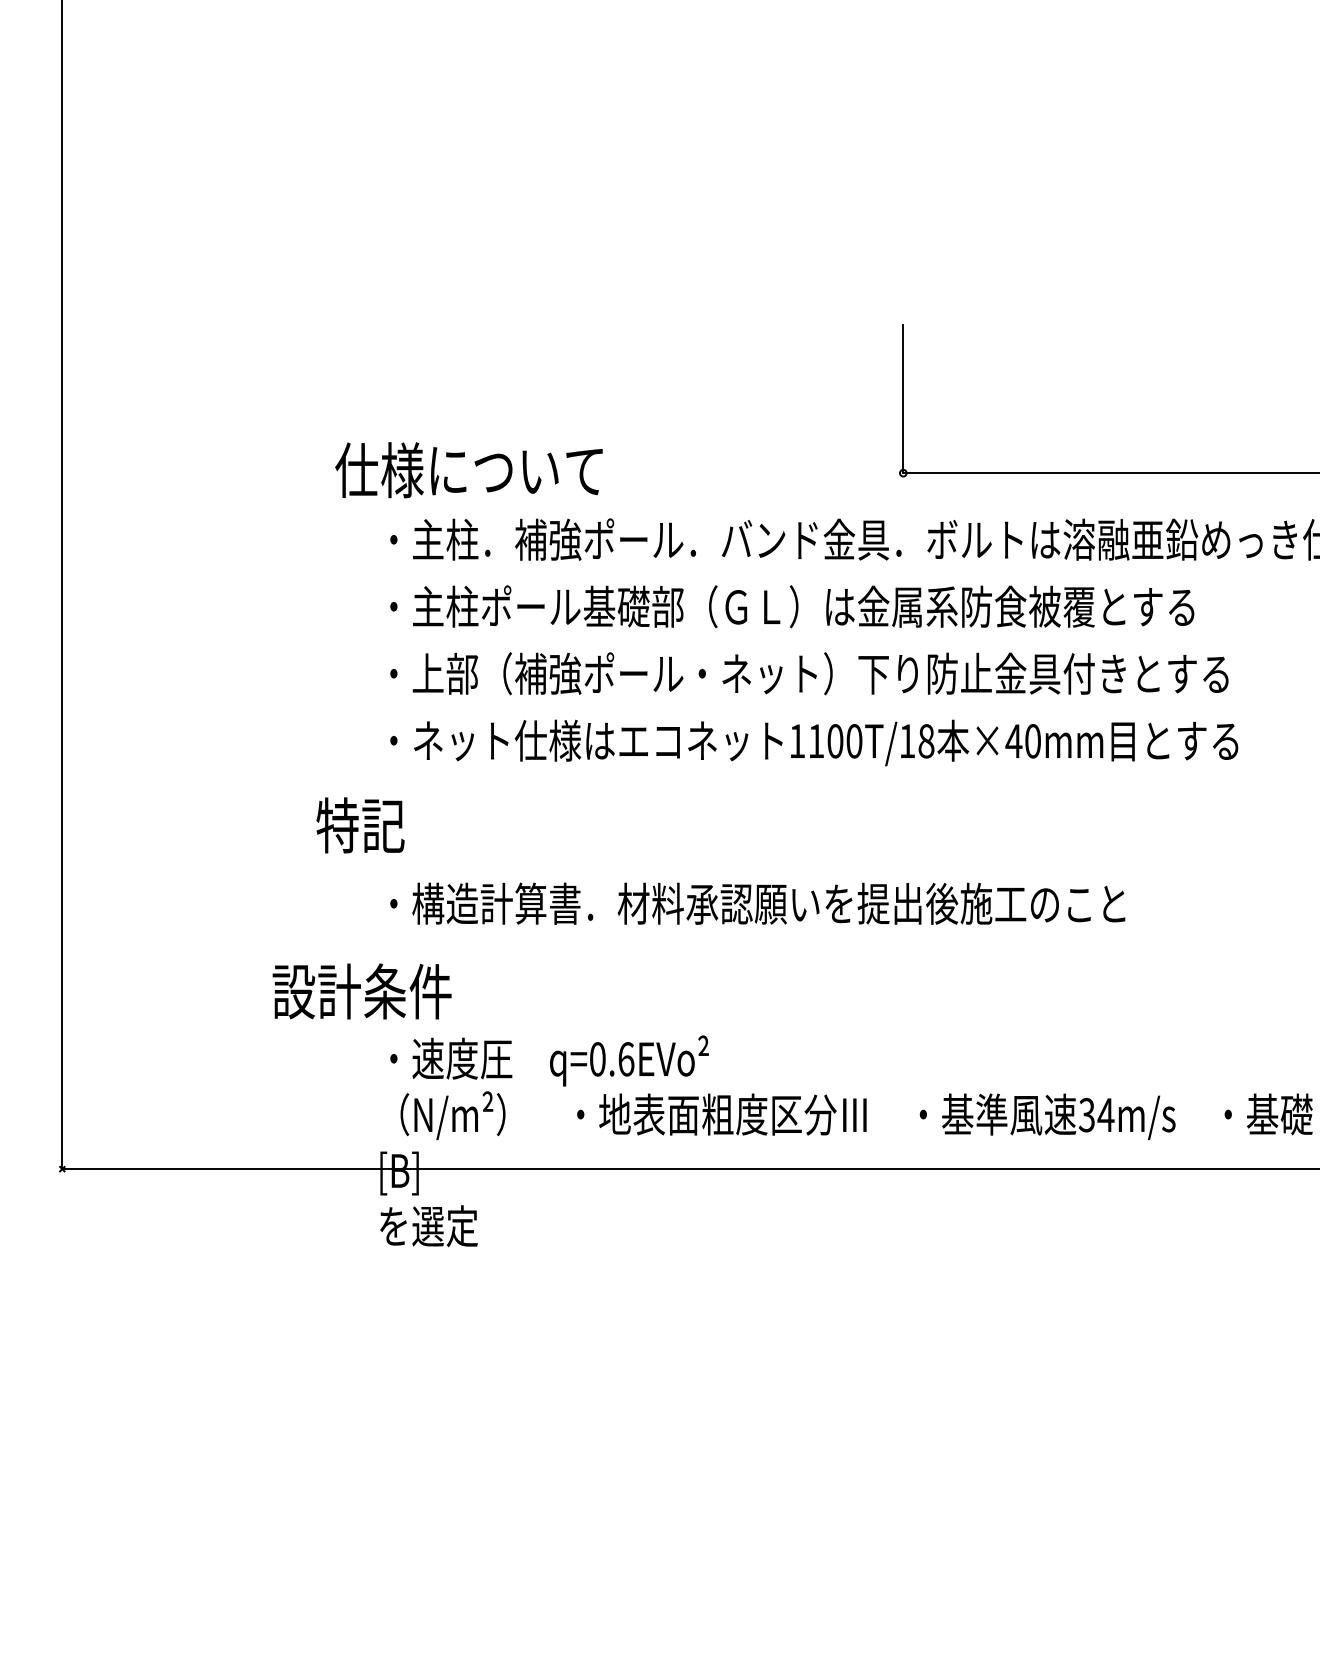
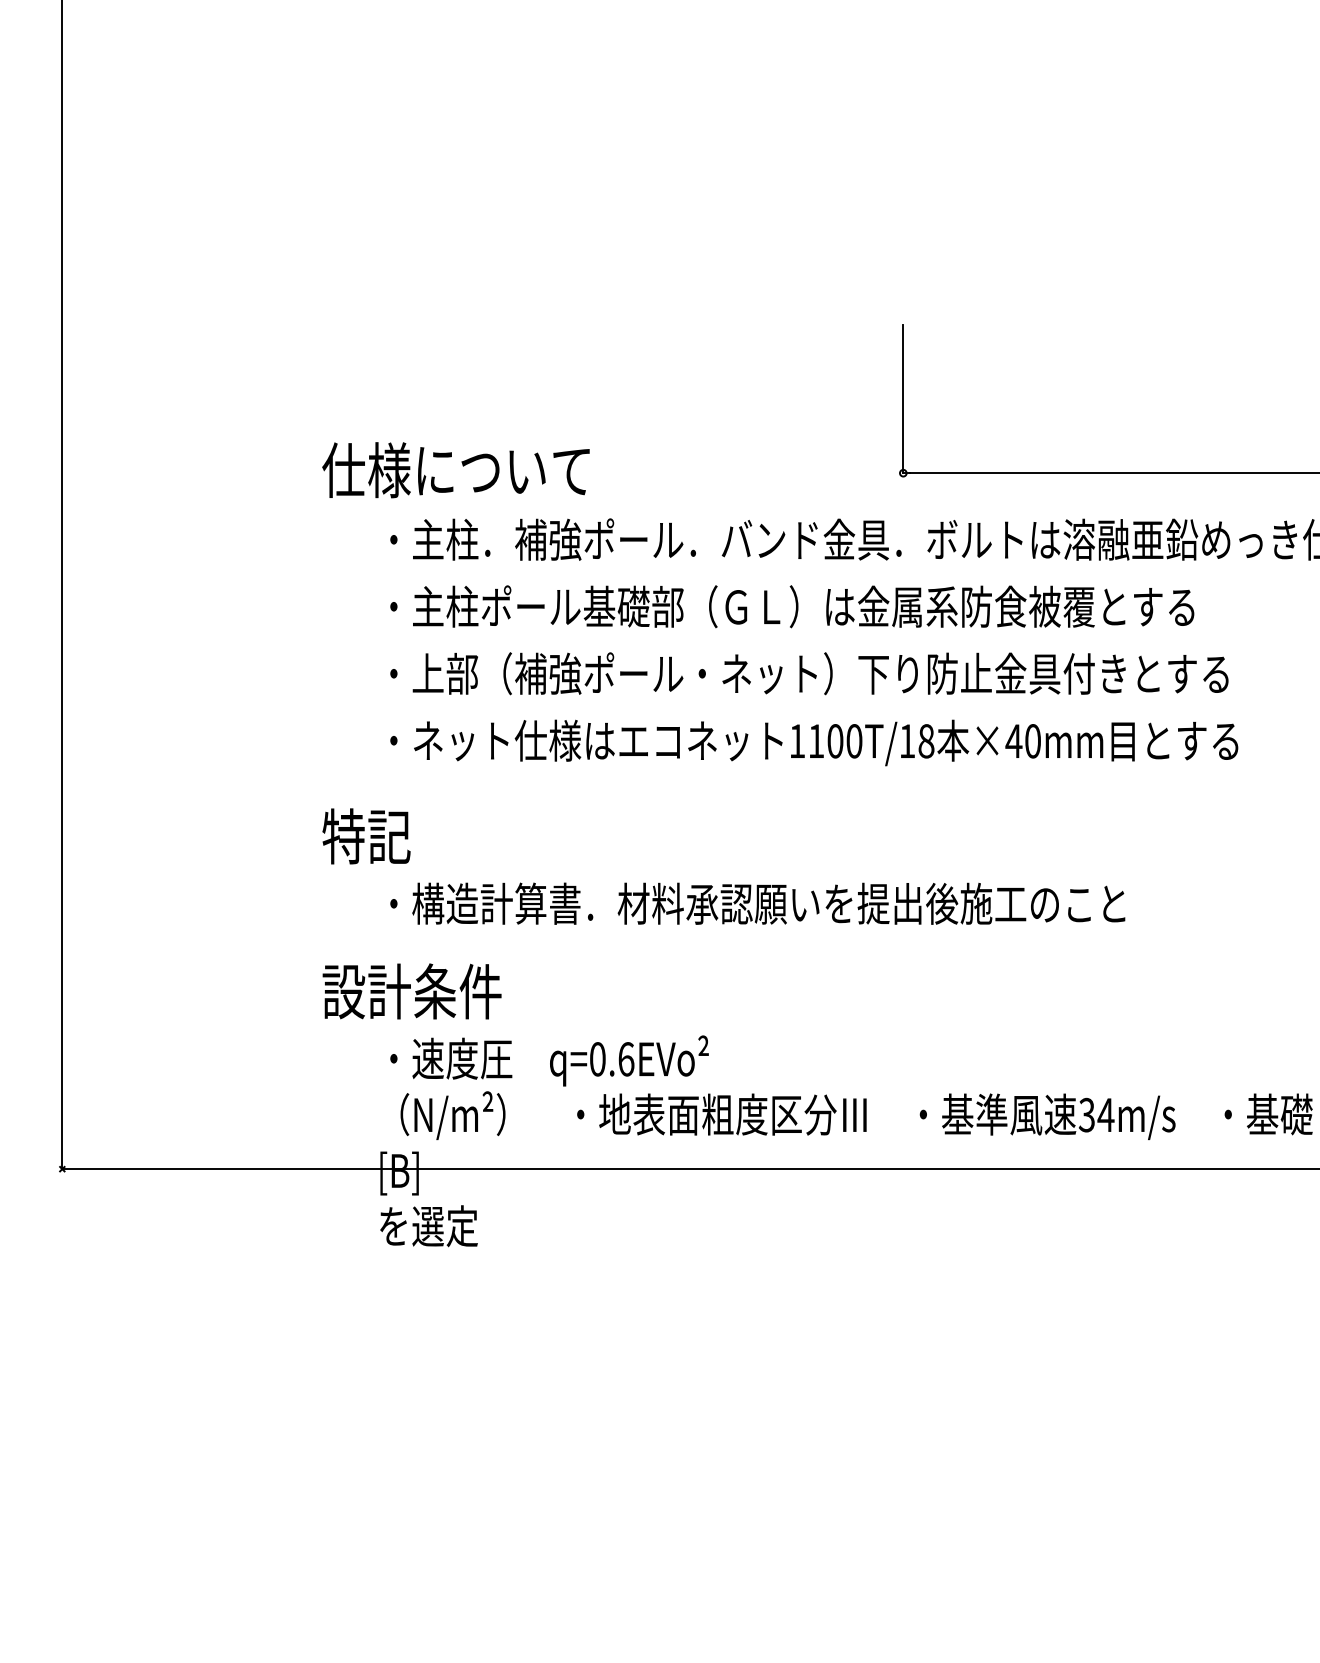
text position: (468, 470) -> (455, 470) (455, 470)
text position: (360, 825) -> (366, 836) (366, 836)
text position: (361, 991) -> (411, 991) (411, 991)
